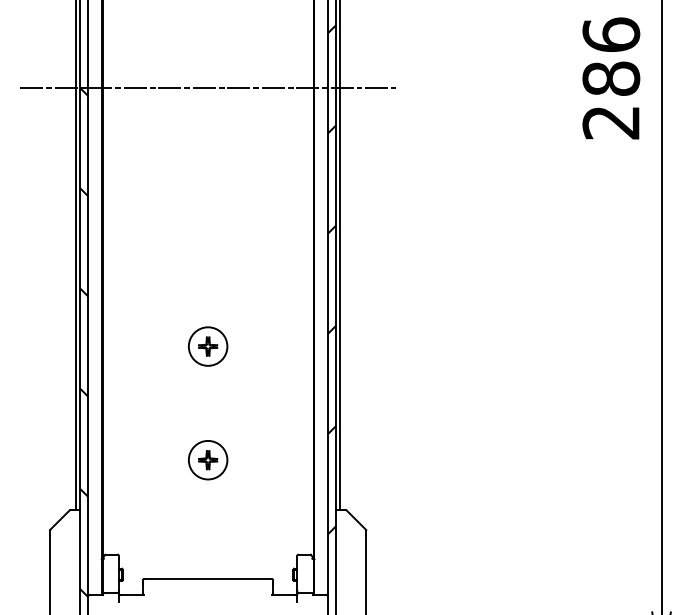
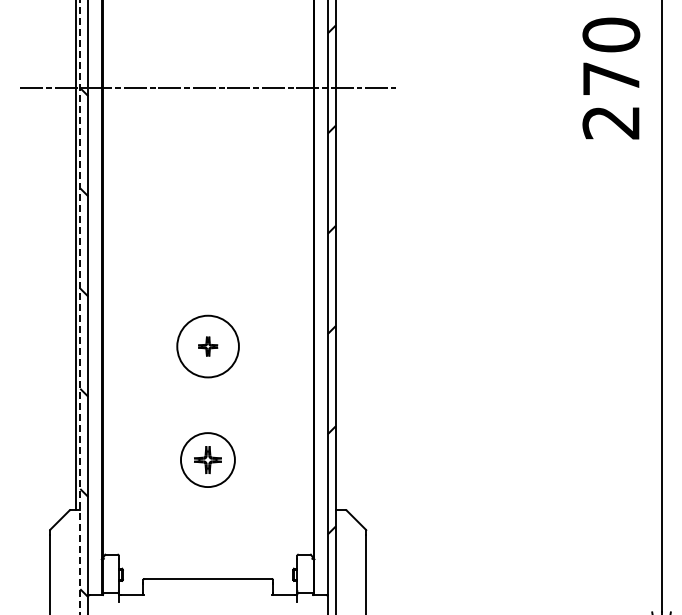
text: 286 -> 270 (611, 56)
line: present -> none (339, 255)
line: solid -> dashed (80, 307)
circle diameter: 39 px -> 62 px (207, 346)
part size: 41x41 px -> 56x56 px (207, 459)
